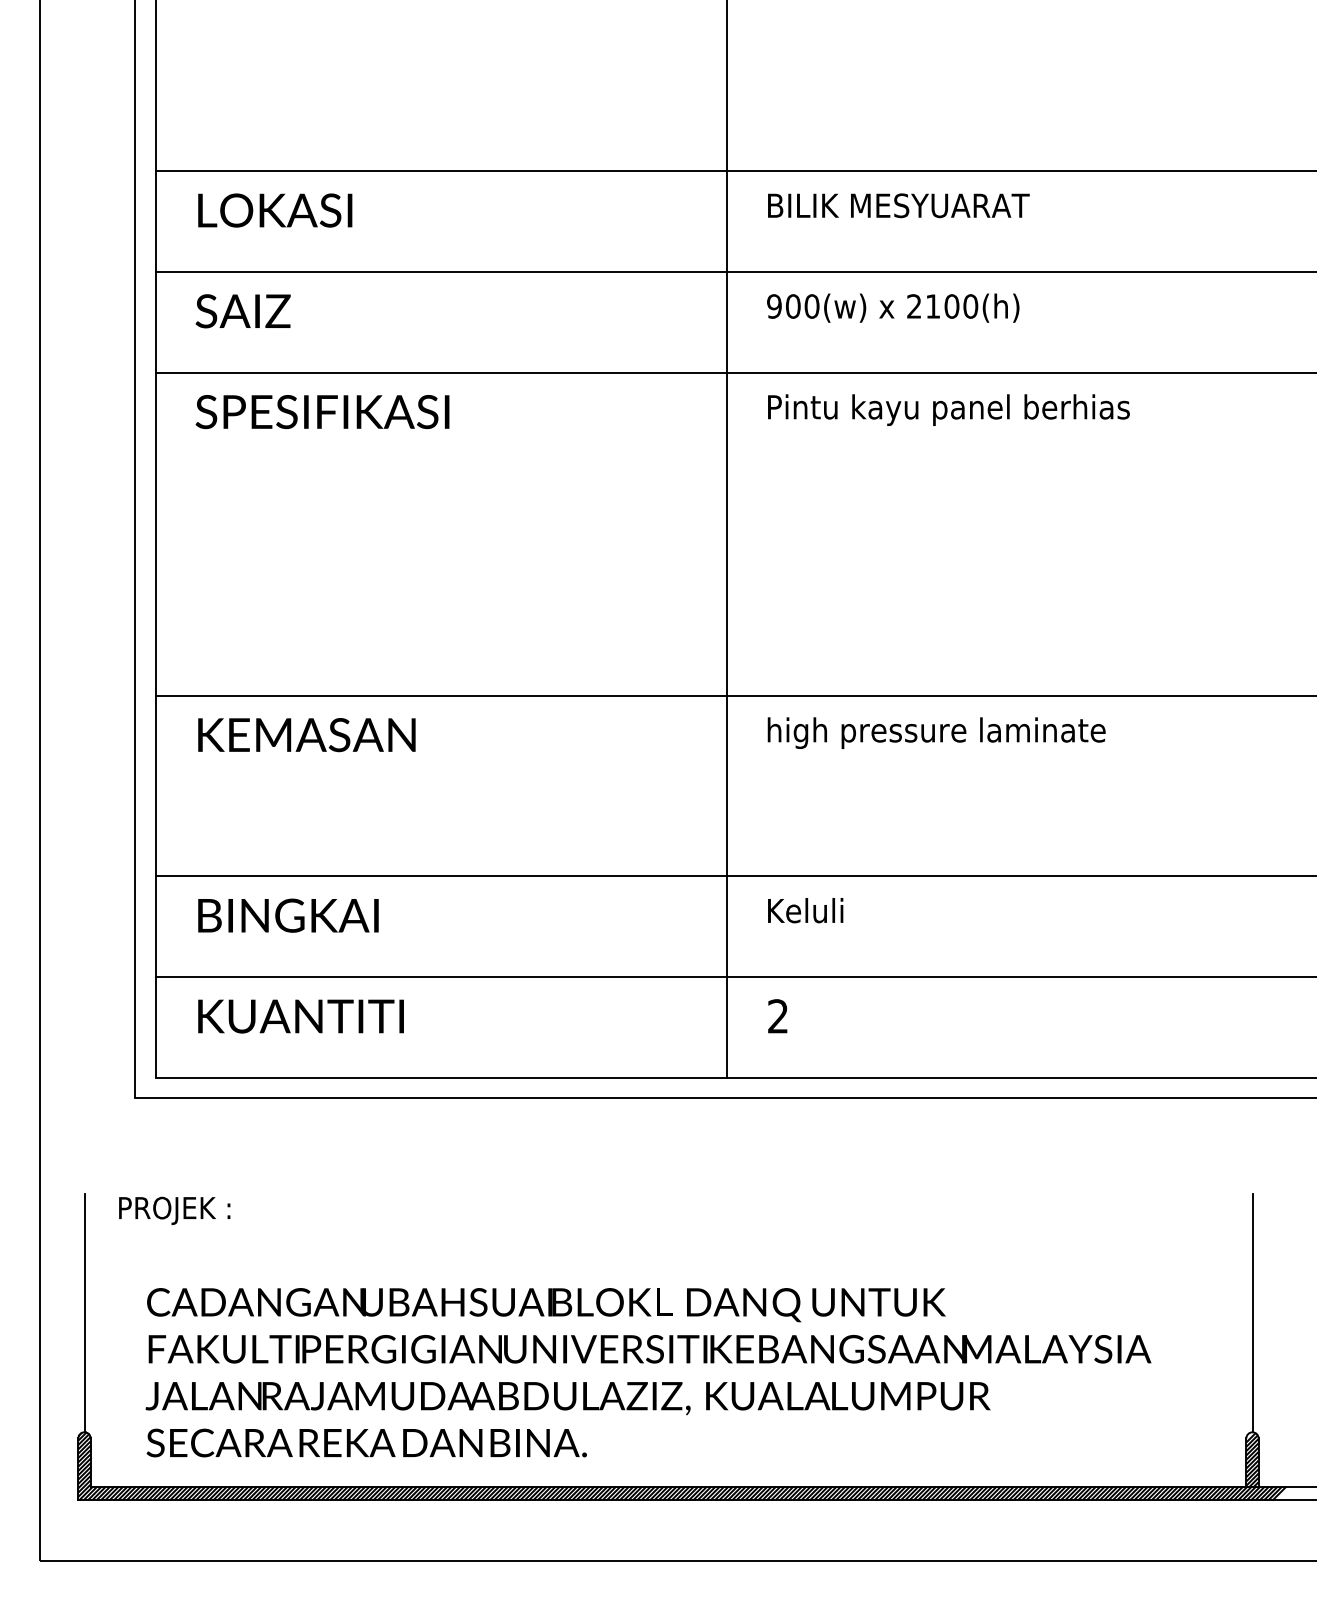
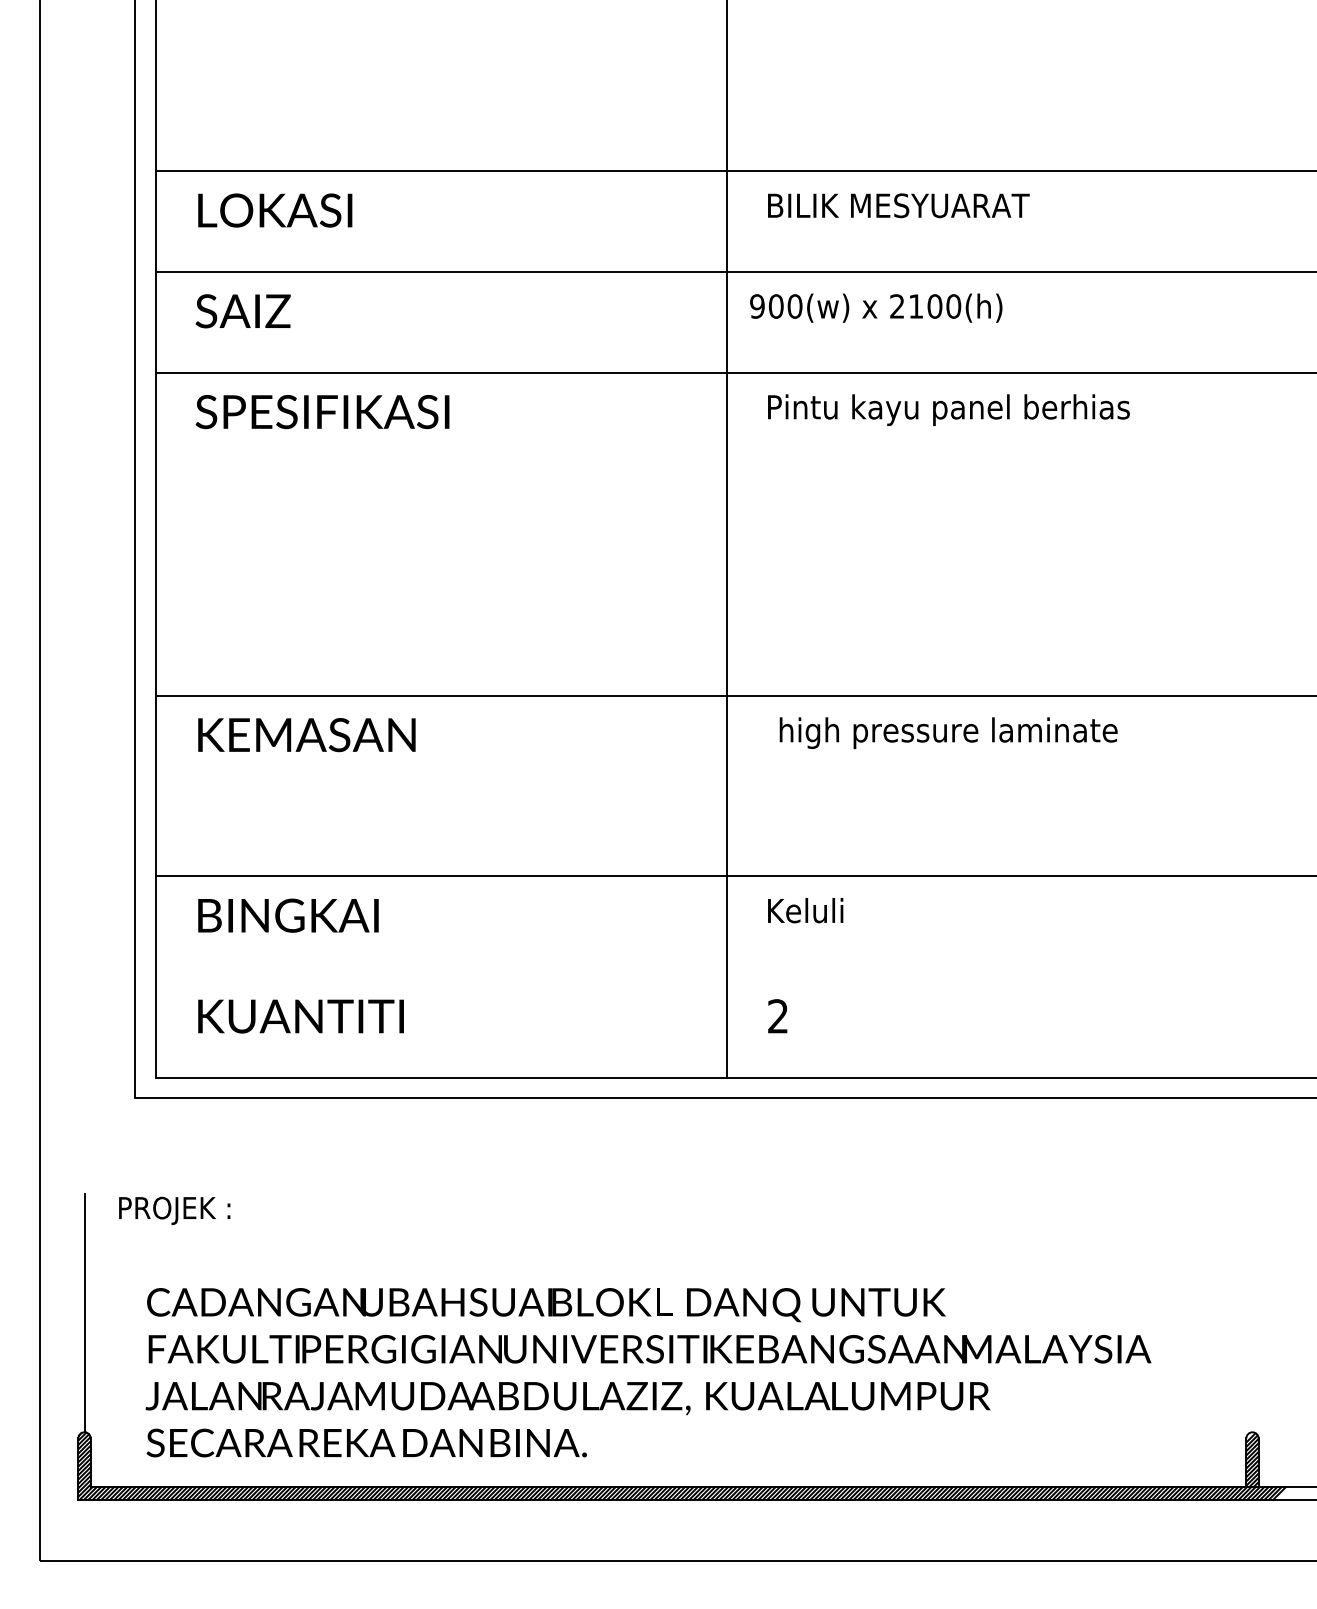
text position: (893, 307) -> (876, 307) (876, 307)
text position: (936, 732) -> (948, 732) (948, 732)
line: present -> none (734, 977)
line: present -> none (1252, 1312)
